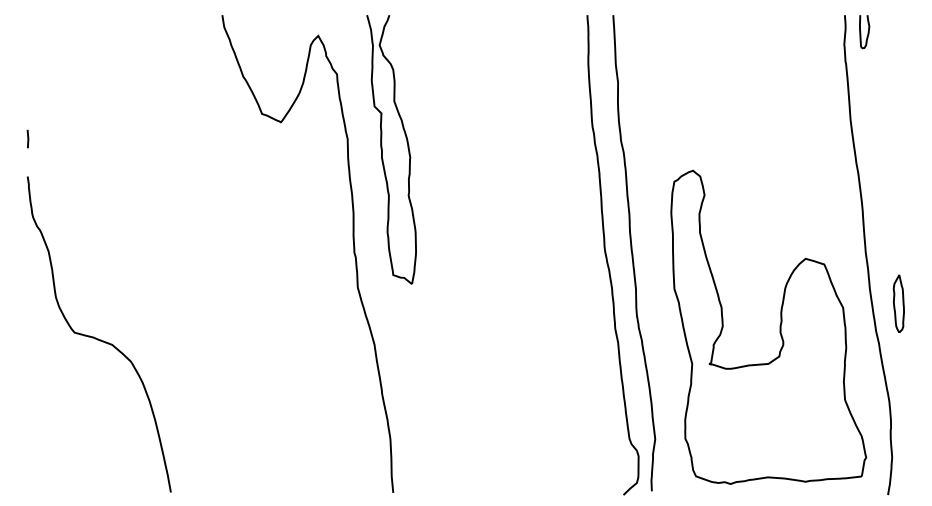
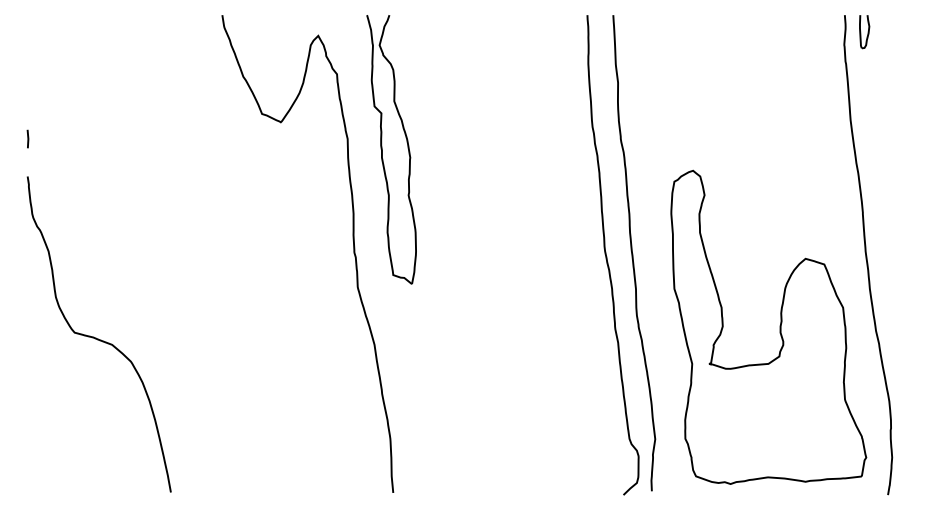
part: present -> none (898, 303)
